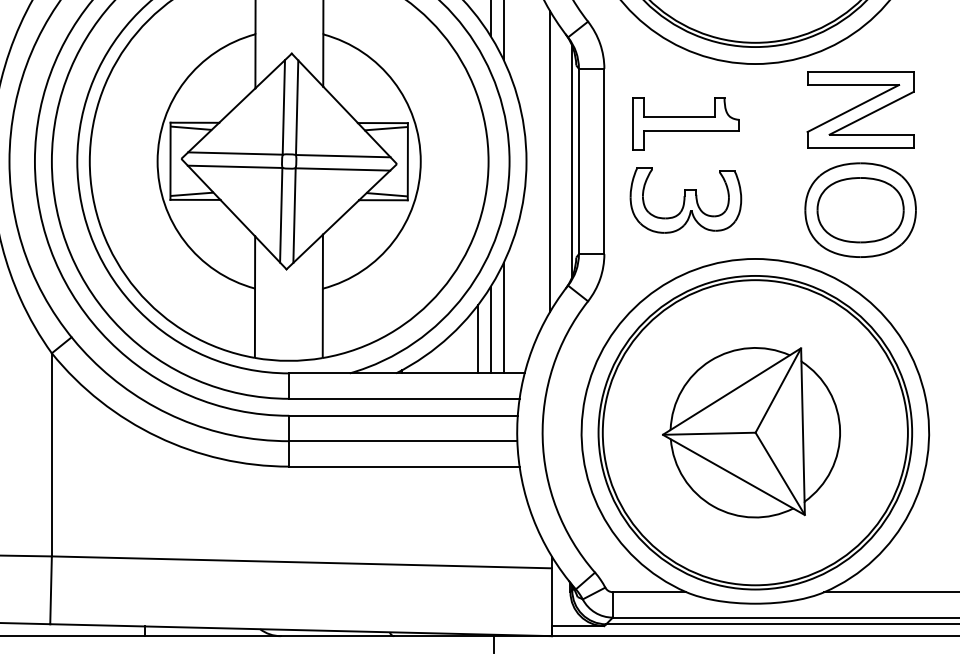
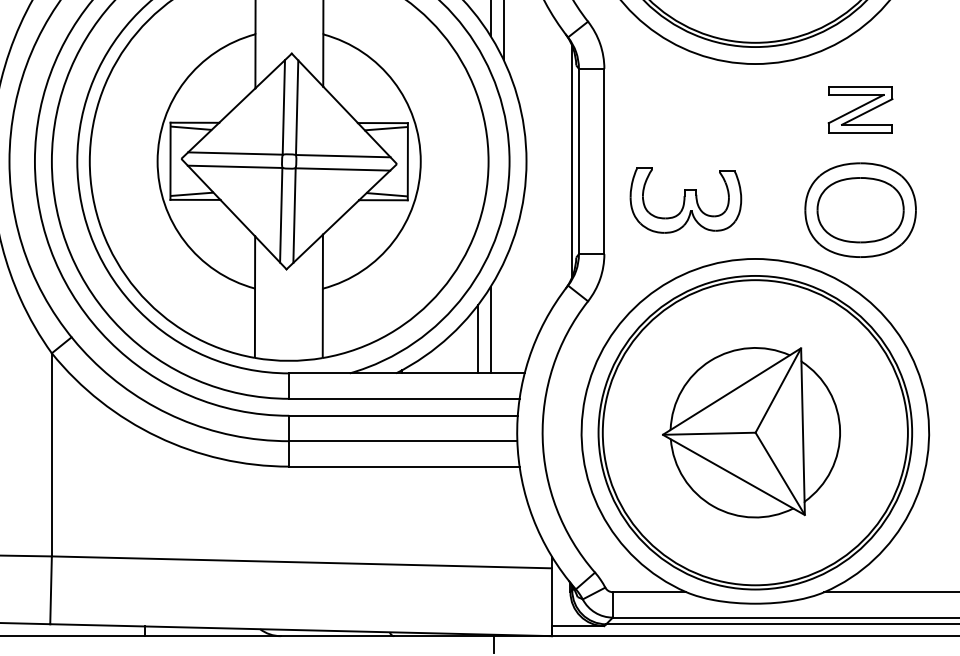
part size: 109x78 px -> 67x48 px (860, 109)
part: present -> none (685, 123)
line: present -> none (550, 161)
line: present -> none (503, 318)
